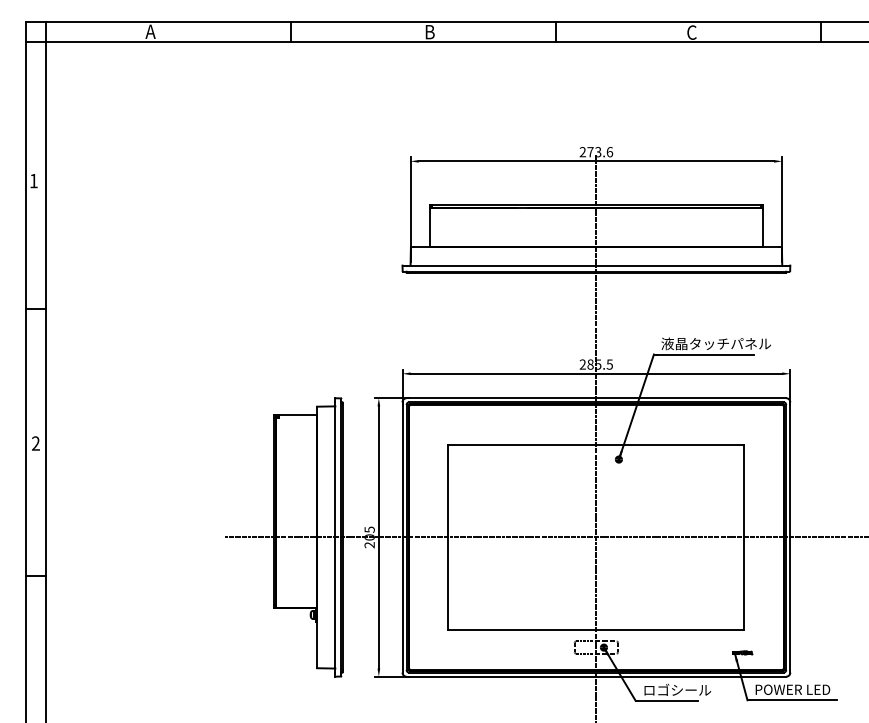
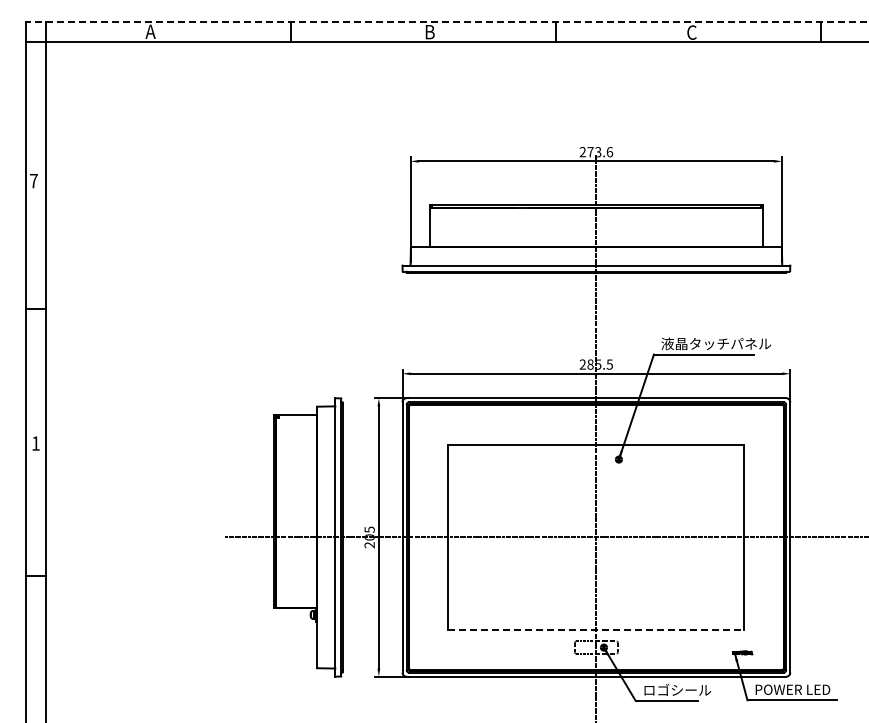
line: solid -> dashed (446, 21)
text: 1 -> 7 (33, 181)
text: 2 -> 1 (35, 443)
line: solid -> dashed (596, 630)
